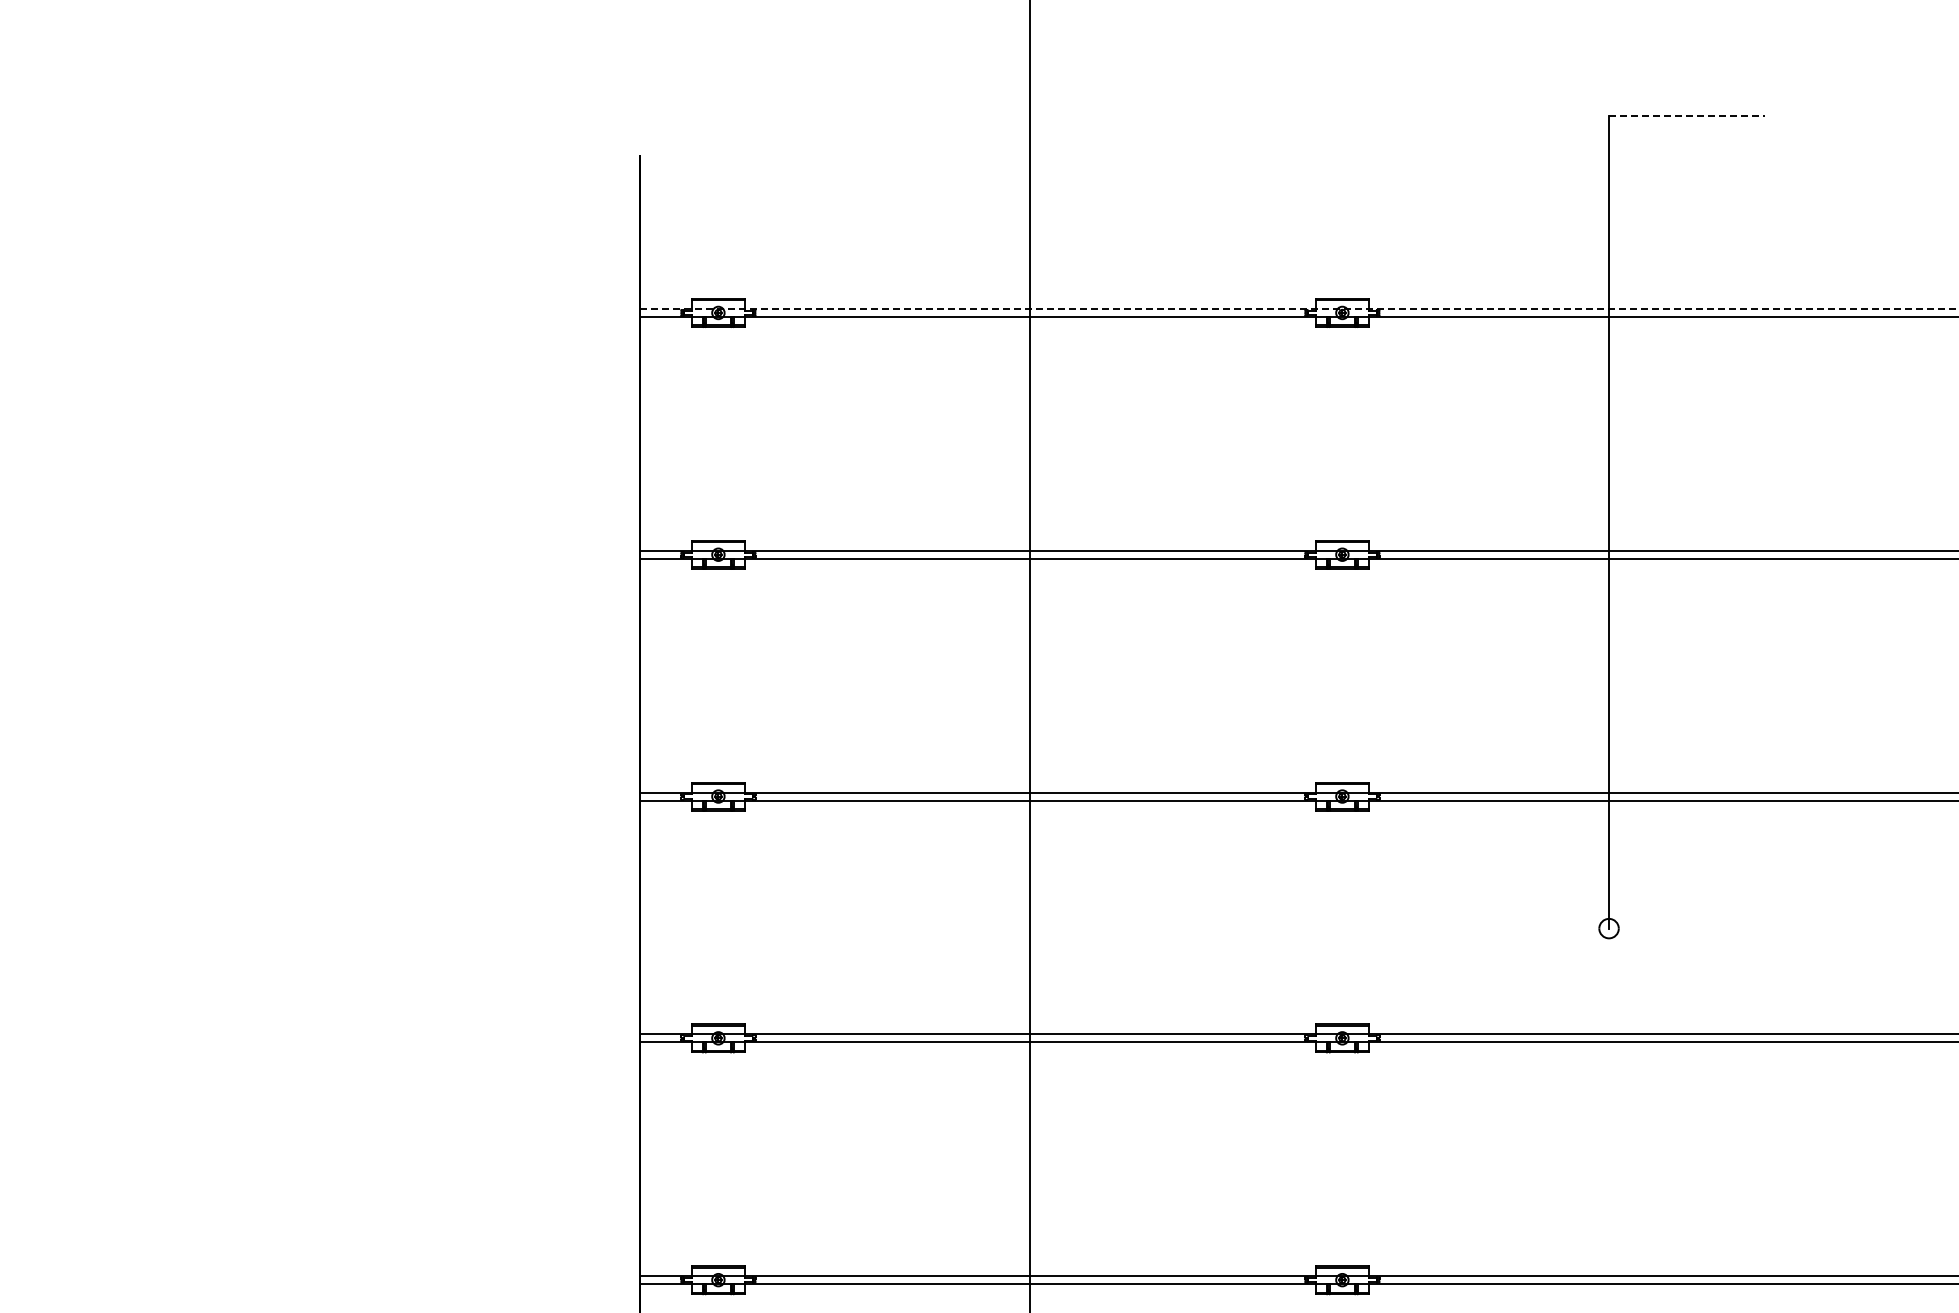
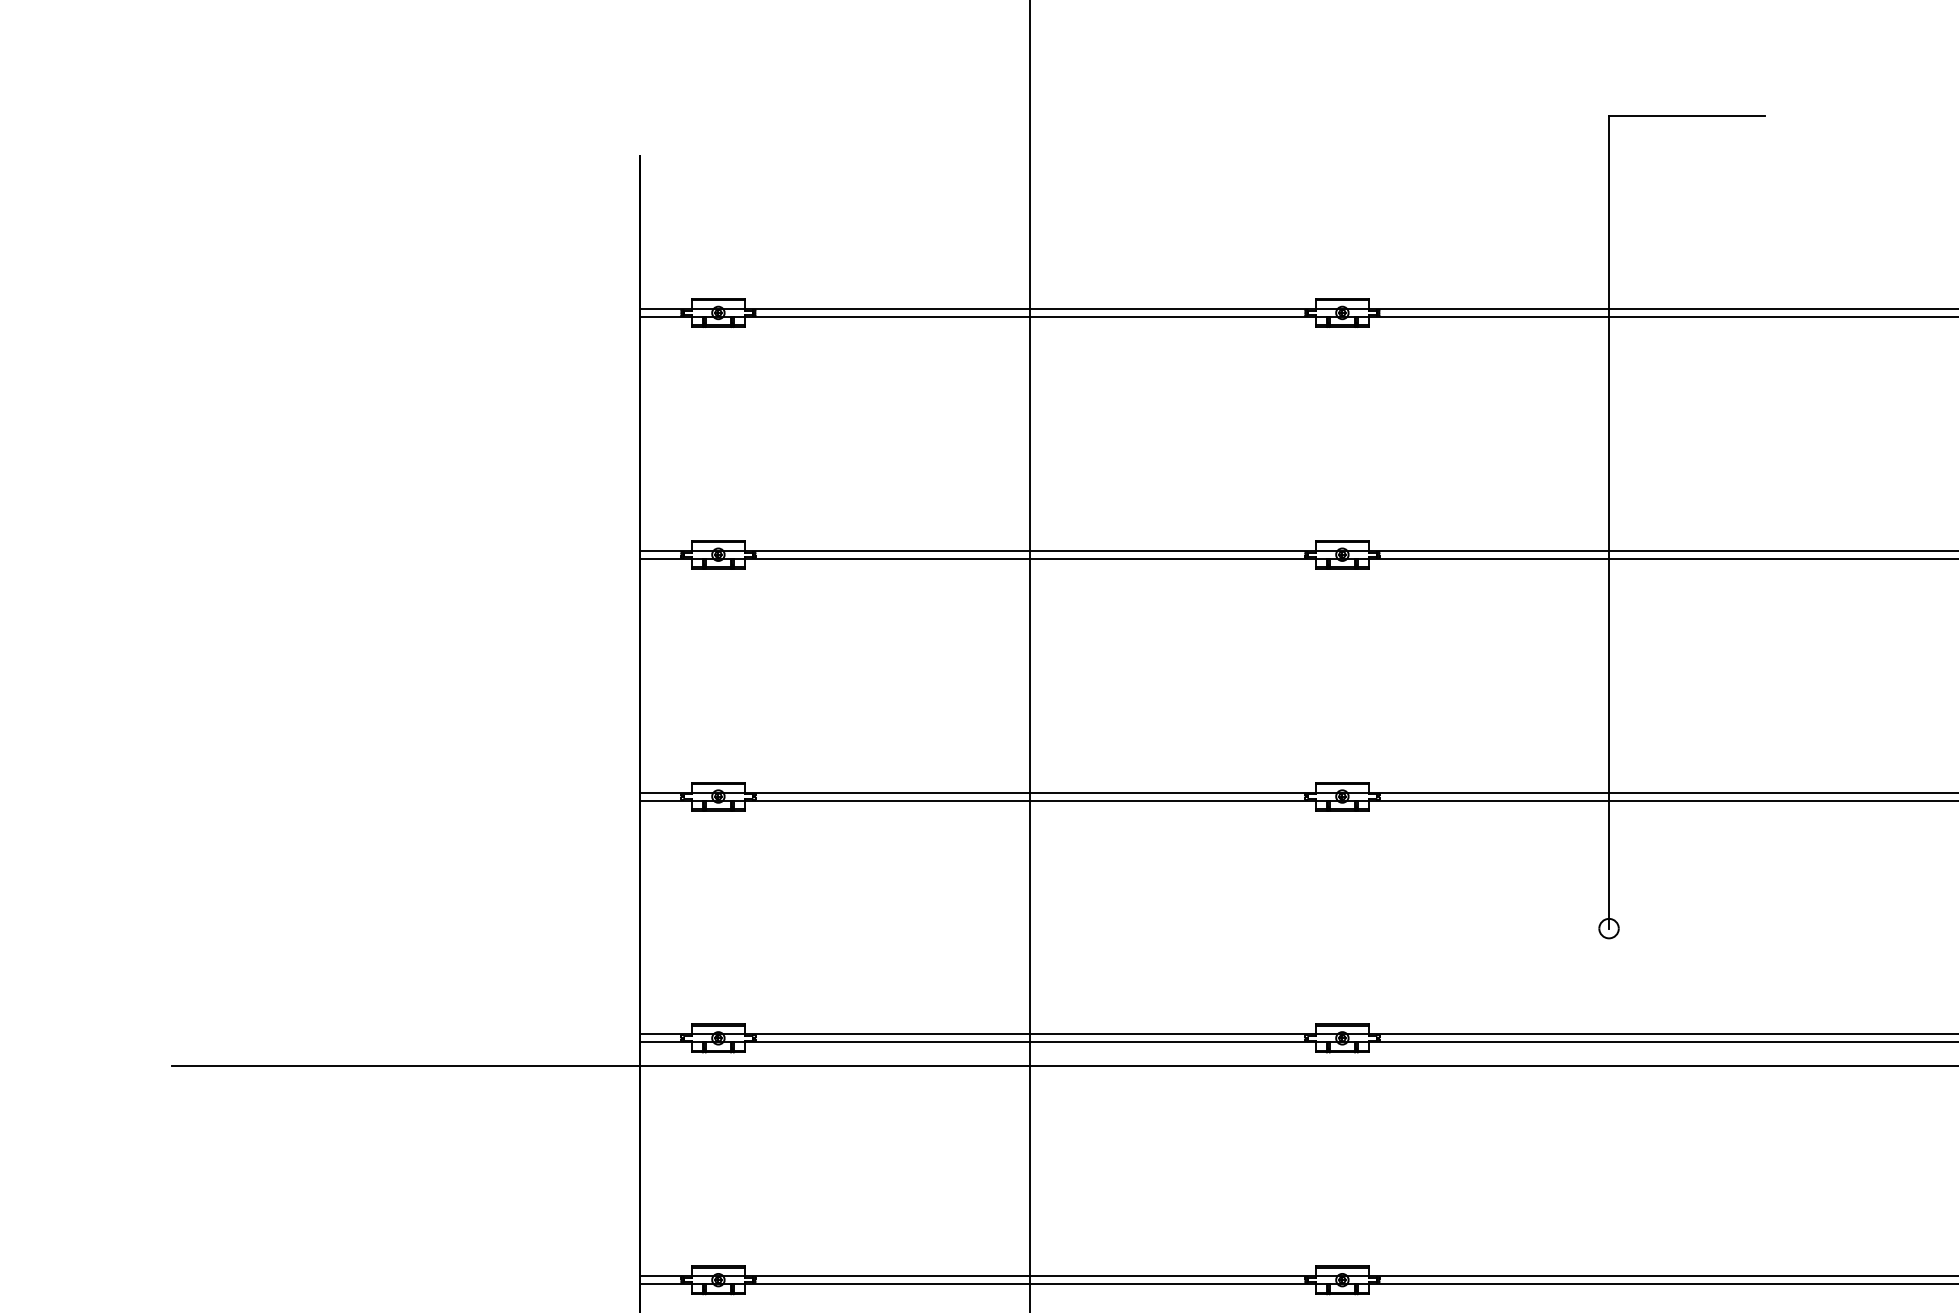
line: dashed -> solid (1687, 116)
line: dashed -> solid (1299, 309)
line: none -> present (1063, 1065)
